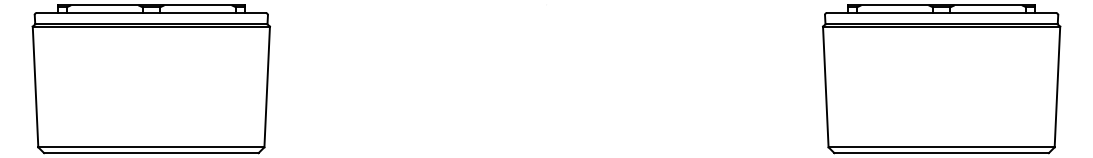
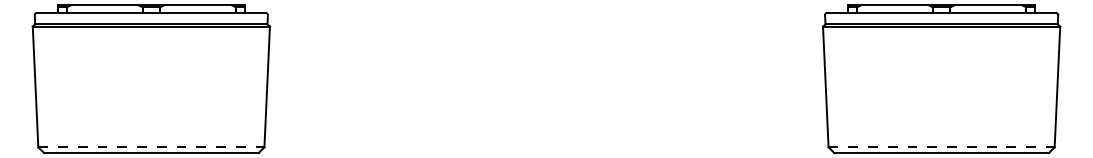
line: solid -> dashed (151, 147)
line: solid -> dashed (942, 147)
